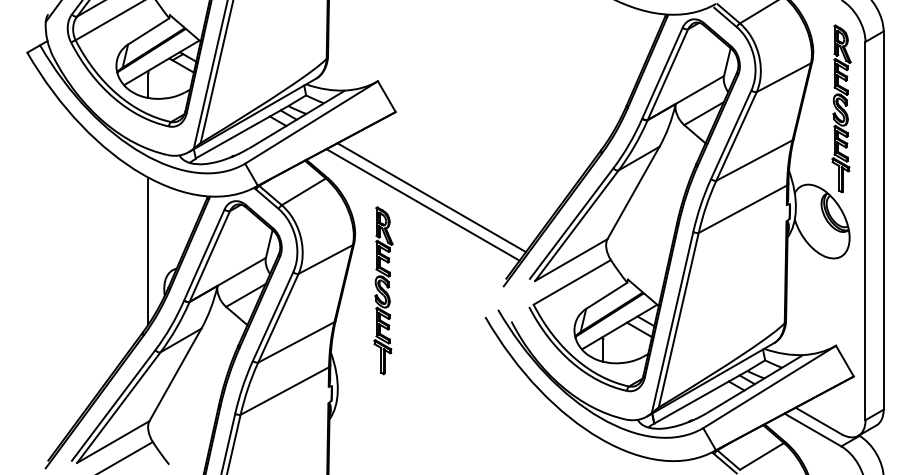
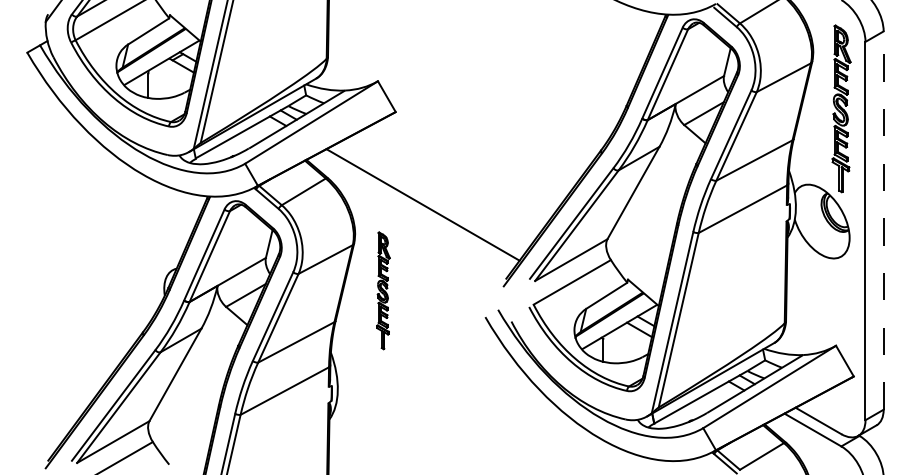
line: present -> none (431, 197)
line: solid -> dashed (883, 220)
line: present -> none (148, 250)
part size: 21x170 px -> 15x120 px (383, 290)
